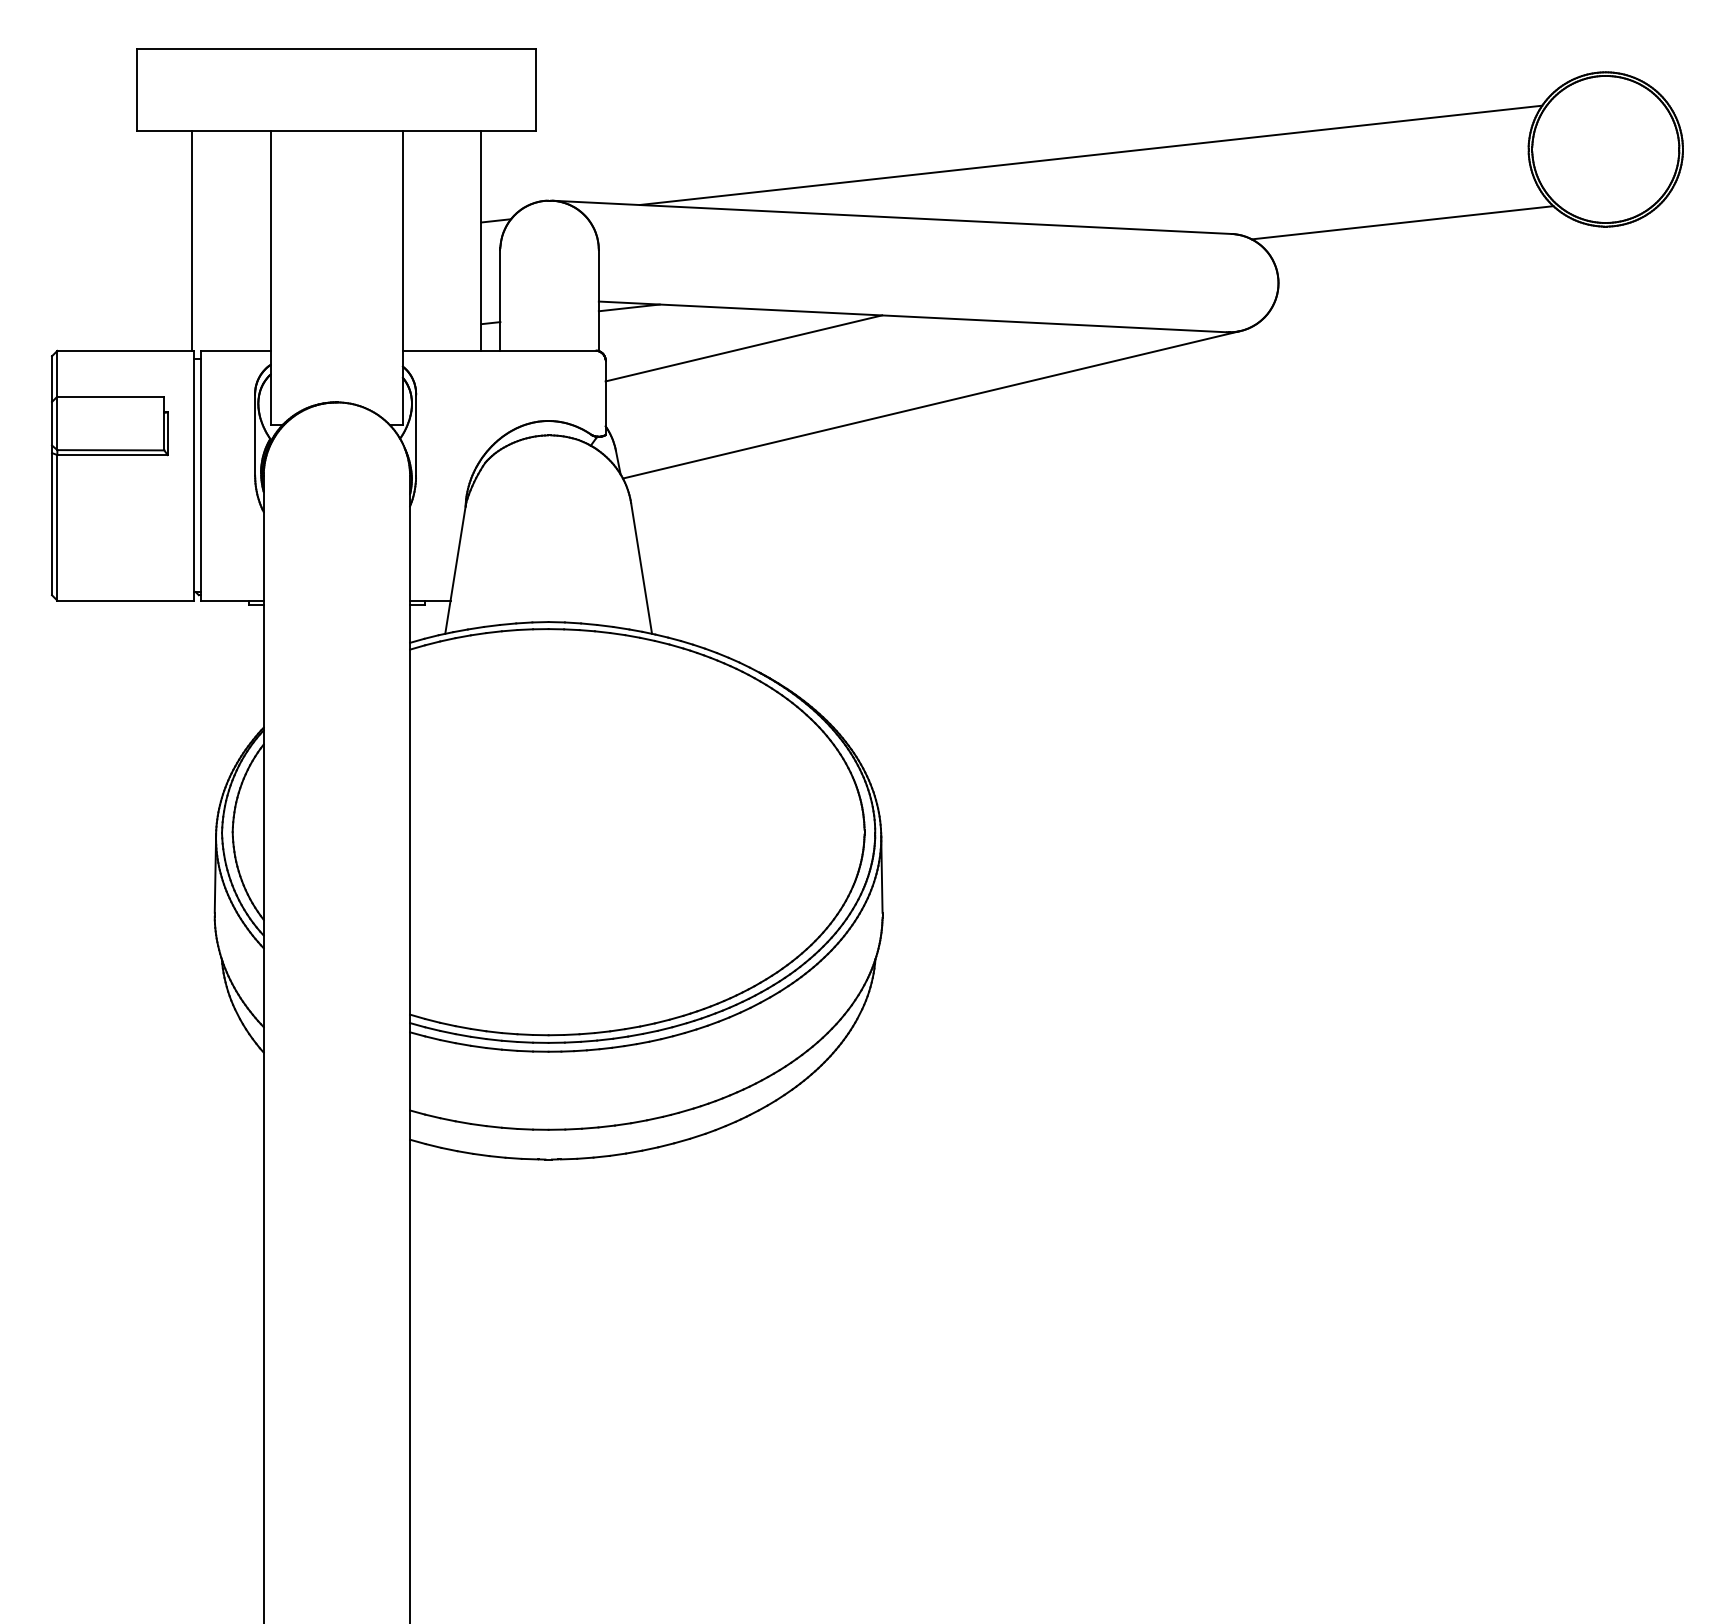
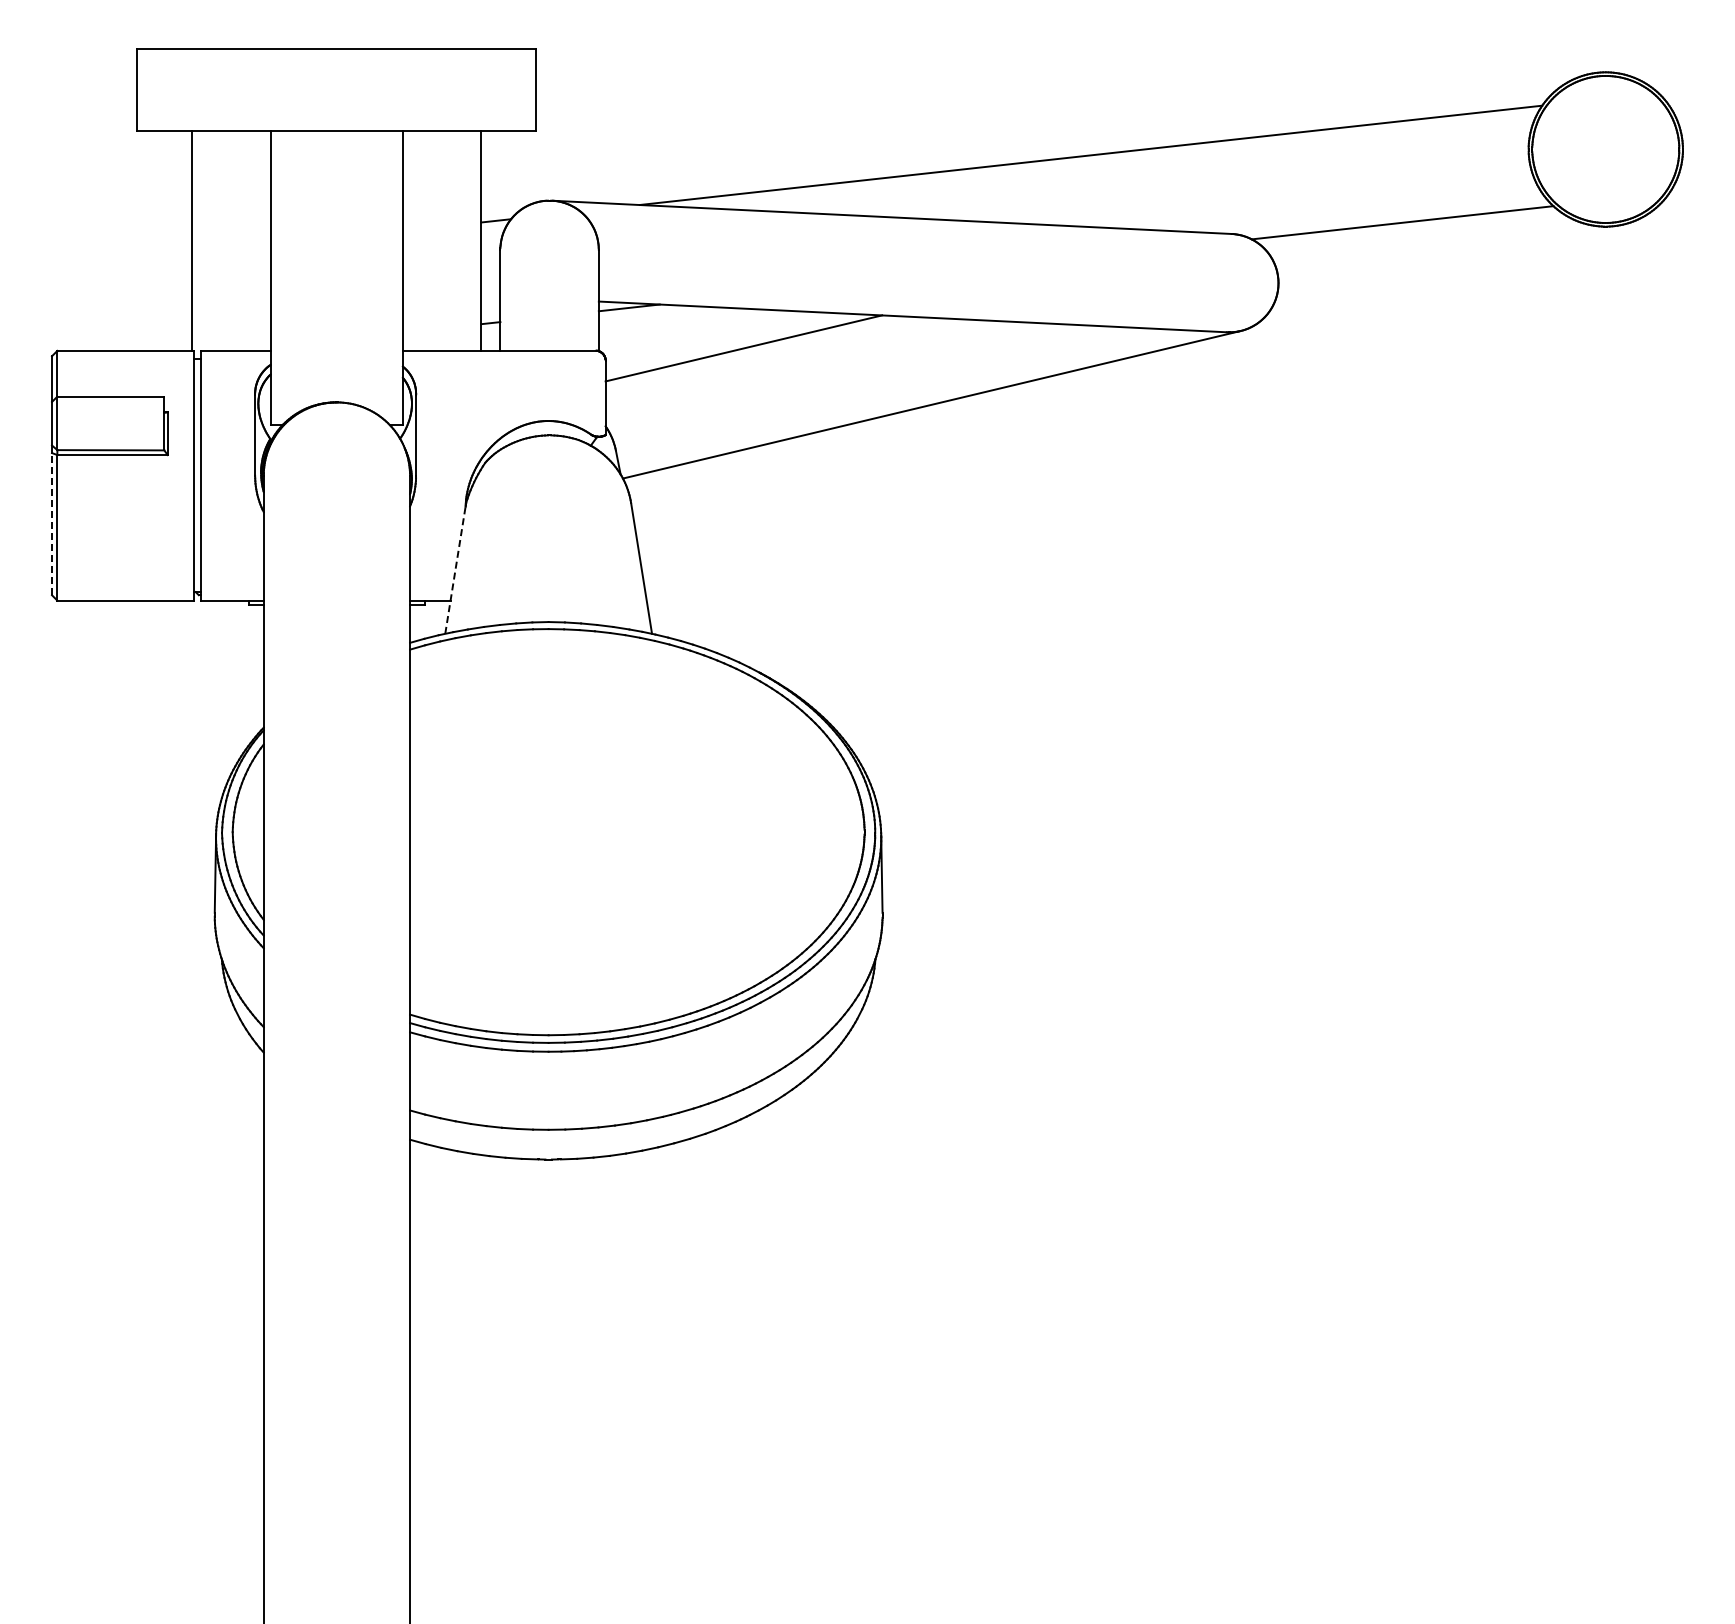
line: solid -> dashed (52, 523)
line: solid -> dashed (455, 567)
